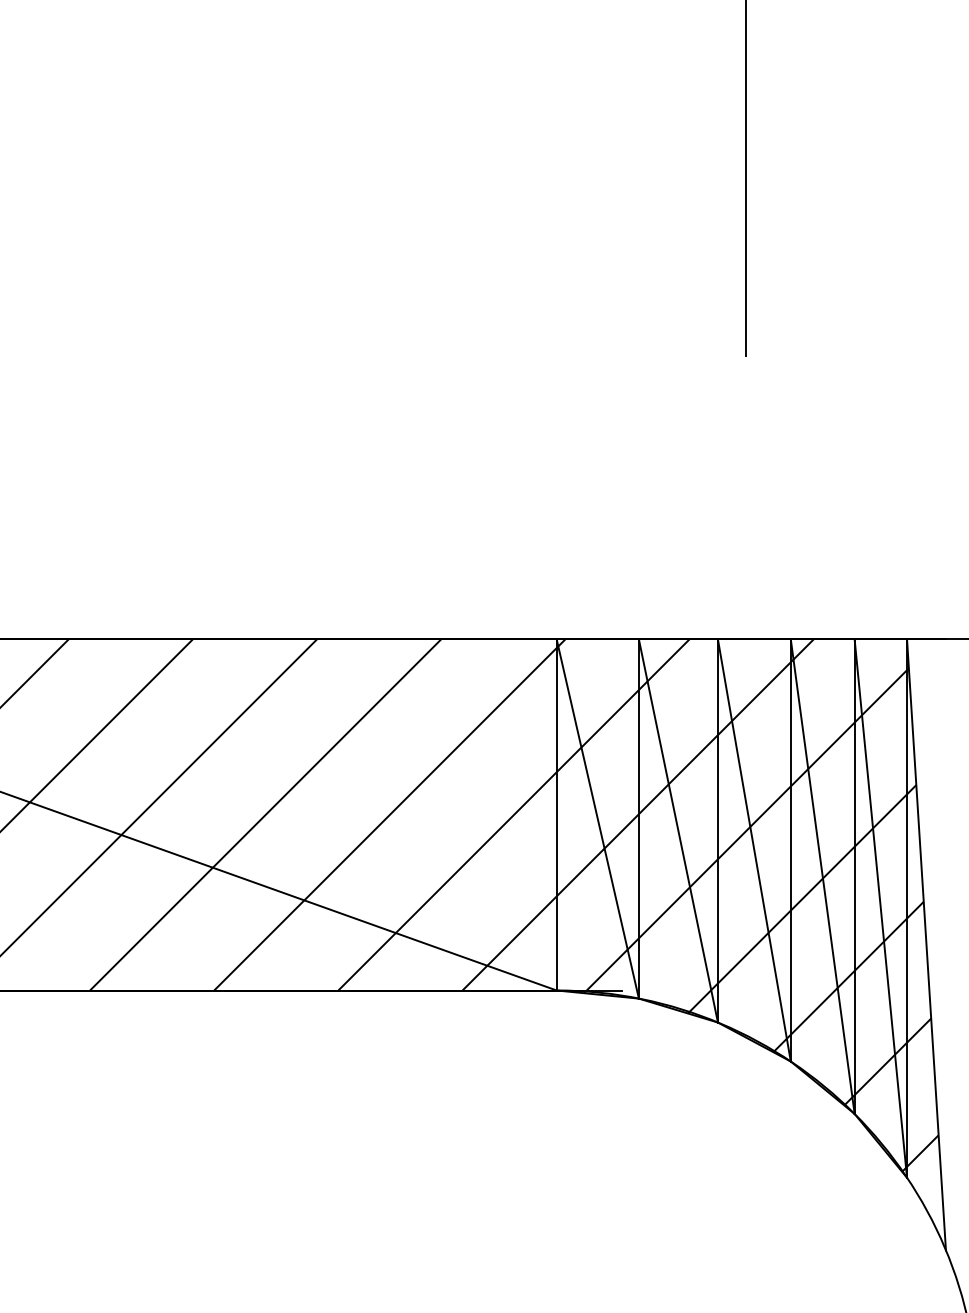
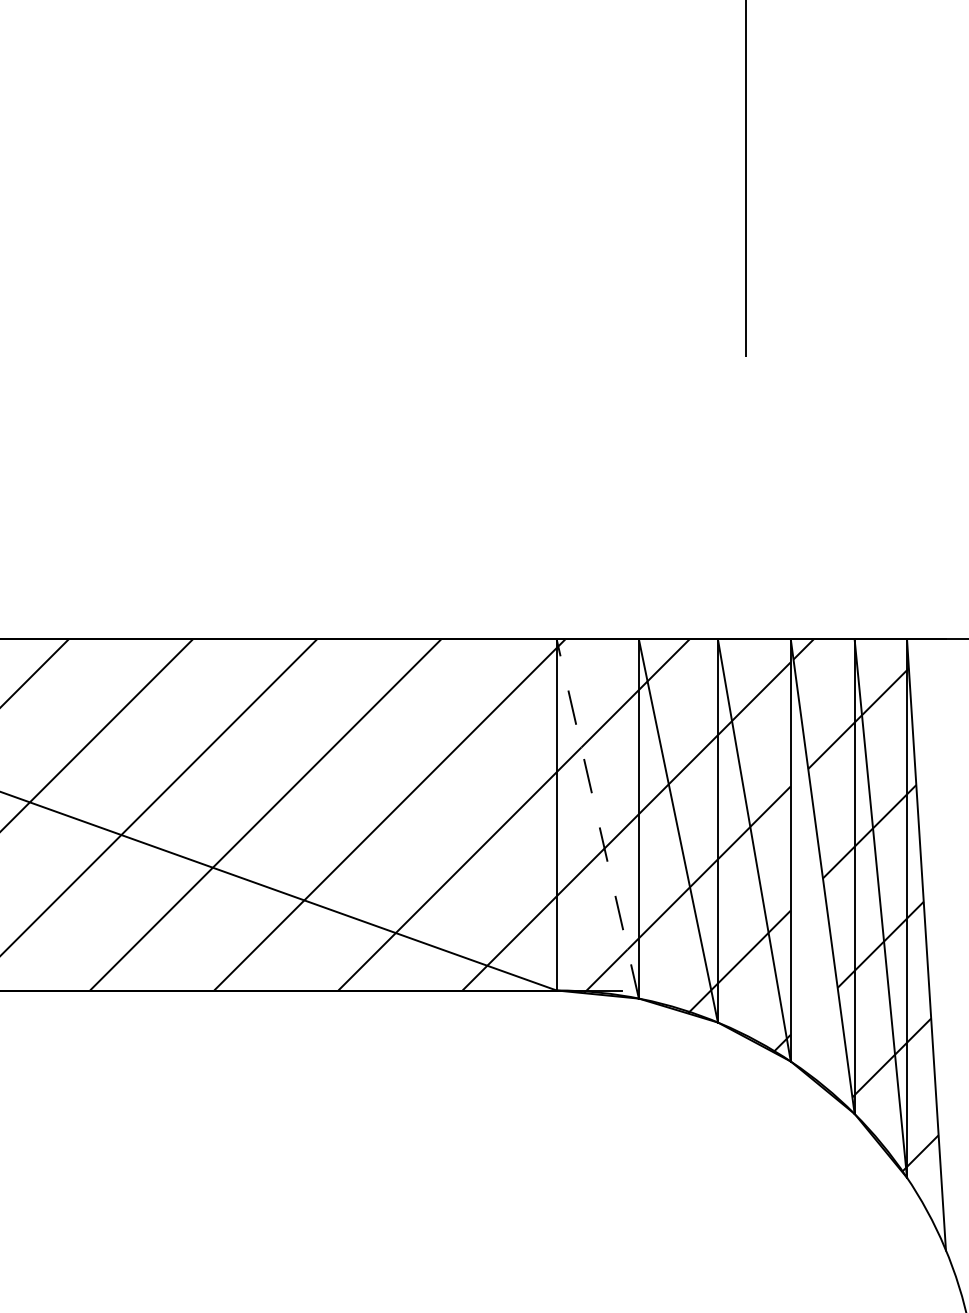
line: solid -> dashed (597, 818)
hatch: present -> none (821, 882)
